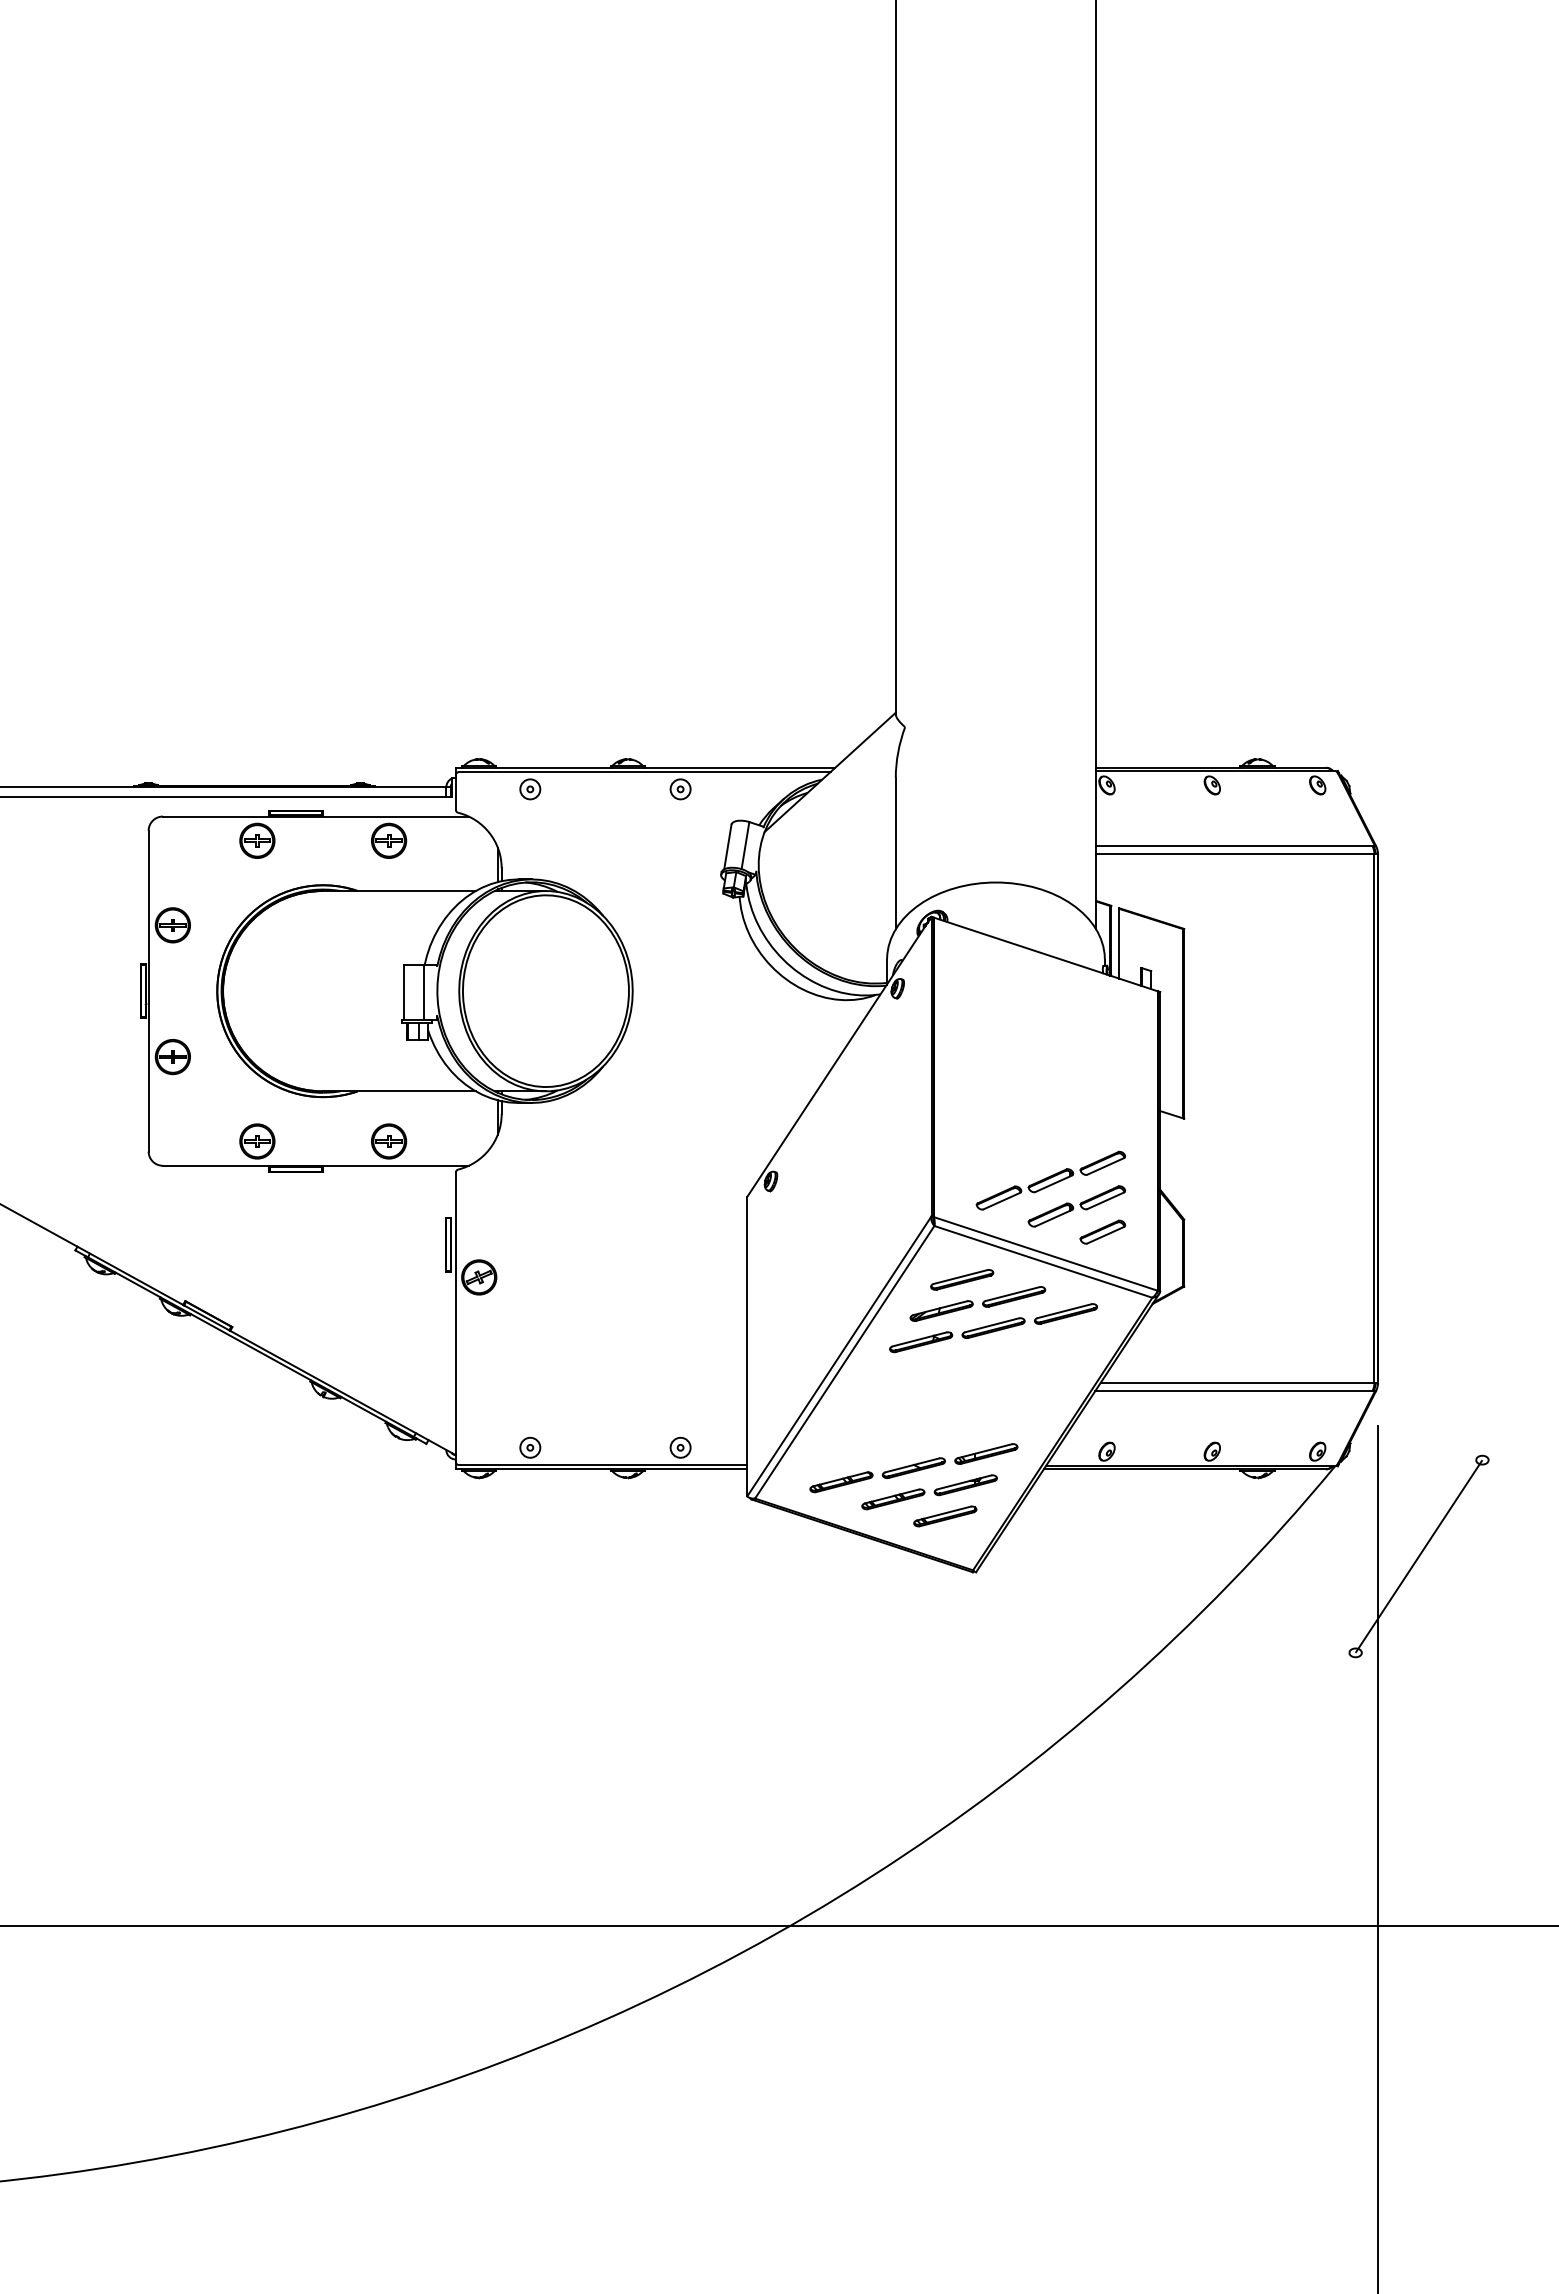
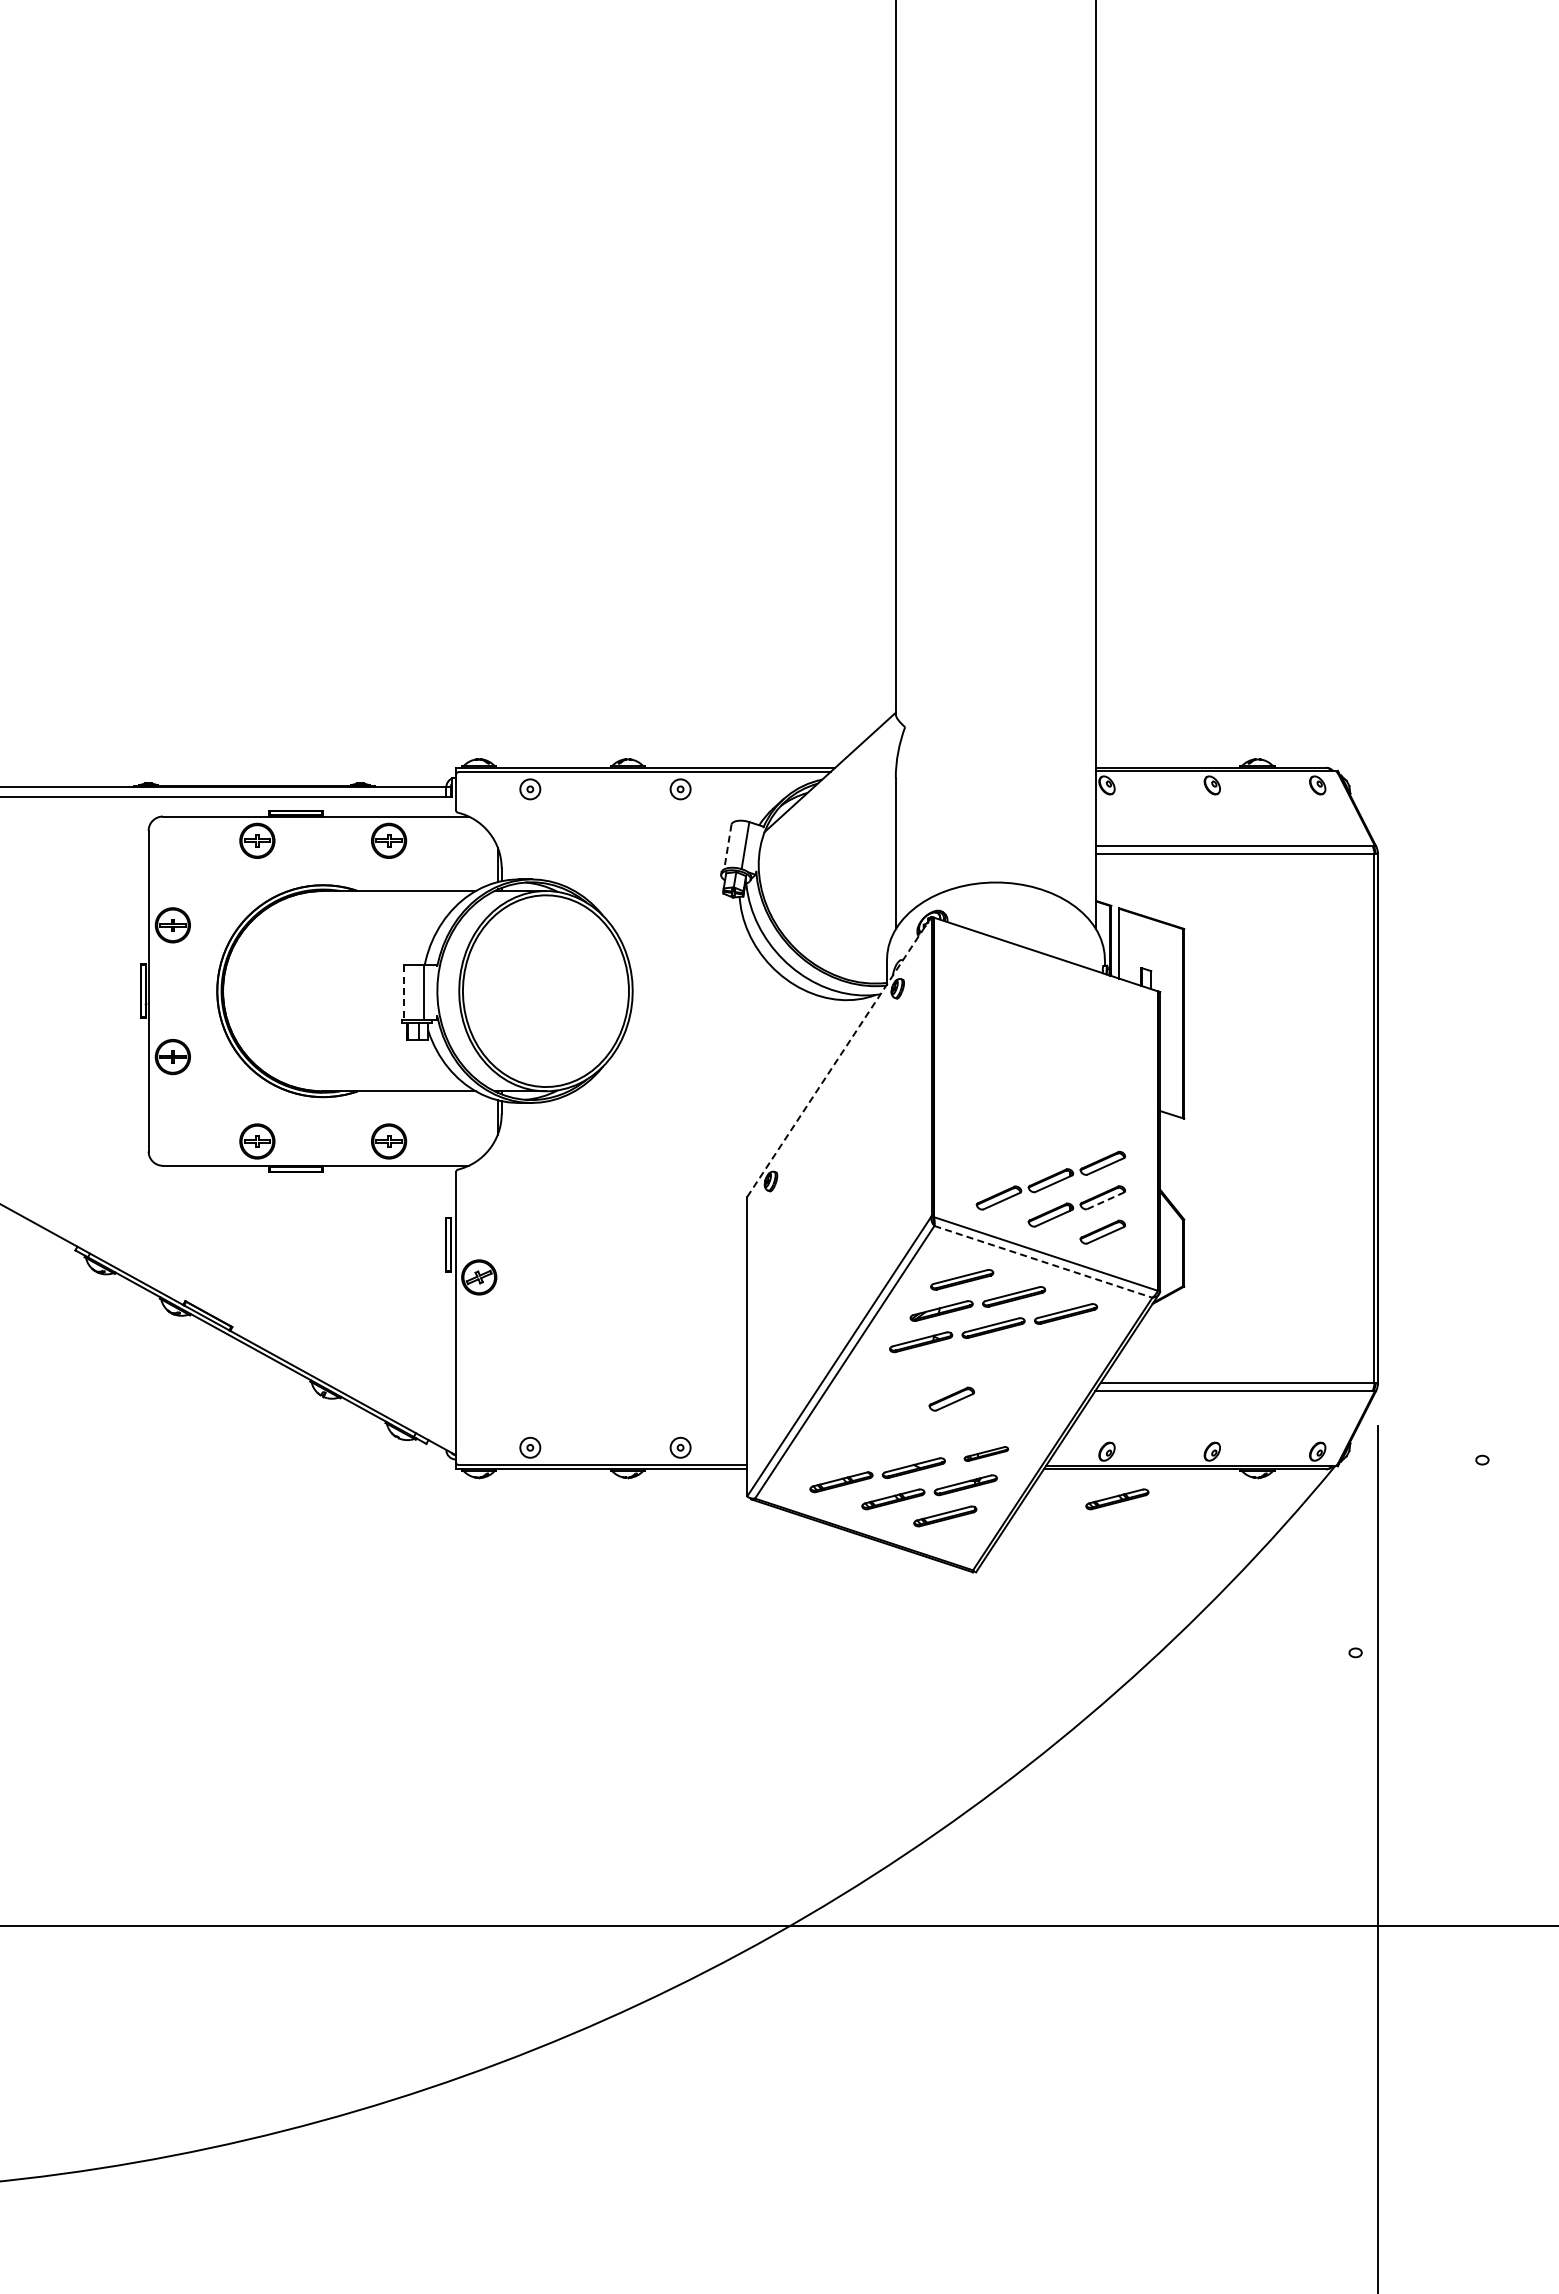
line: solid -> dashed (727, 846)
line: solid -> dashed (404, 993)
line: solid -> dashed (839, 1056)
line: solid -> dashed (1106, 1200)
line: solid -> dashed (1043, 1261)
part: none -> present (951, 1398)
part size: 65x22 px -> 47x16 px (986, 1453)
part: none -> present (1117, 1499)
line: present -> none (1418, 1556)
